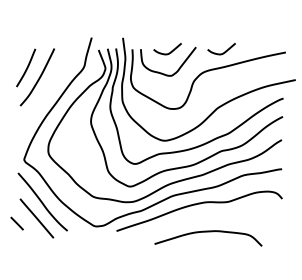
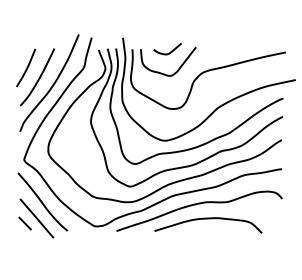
curve: present -> none (222, 52)
curve: none -> present (52, 84)
line position: (16, 223) -> (24, 223) (24, 223)
curve position: (208, 232) -> (208, 219) (208, 219)
